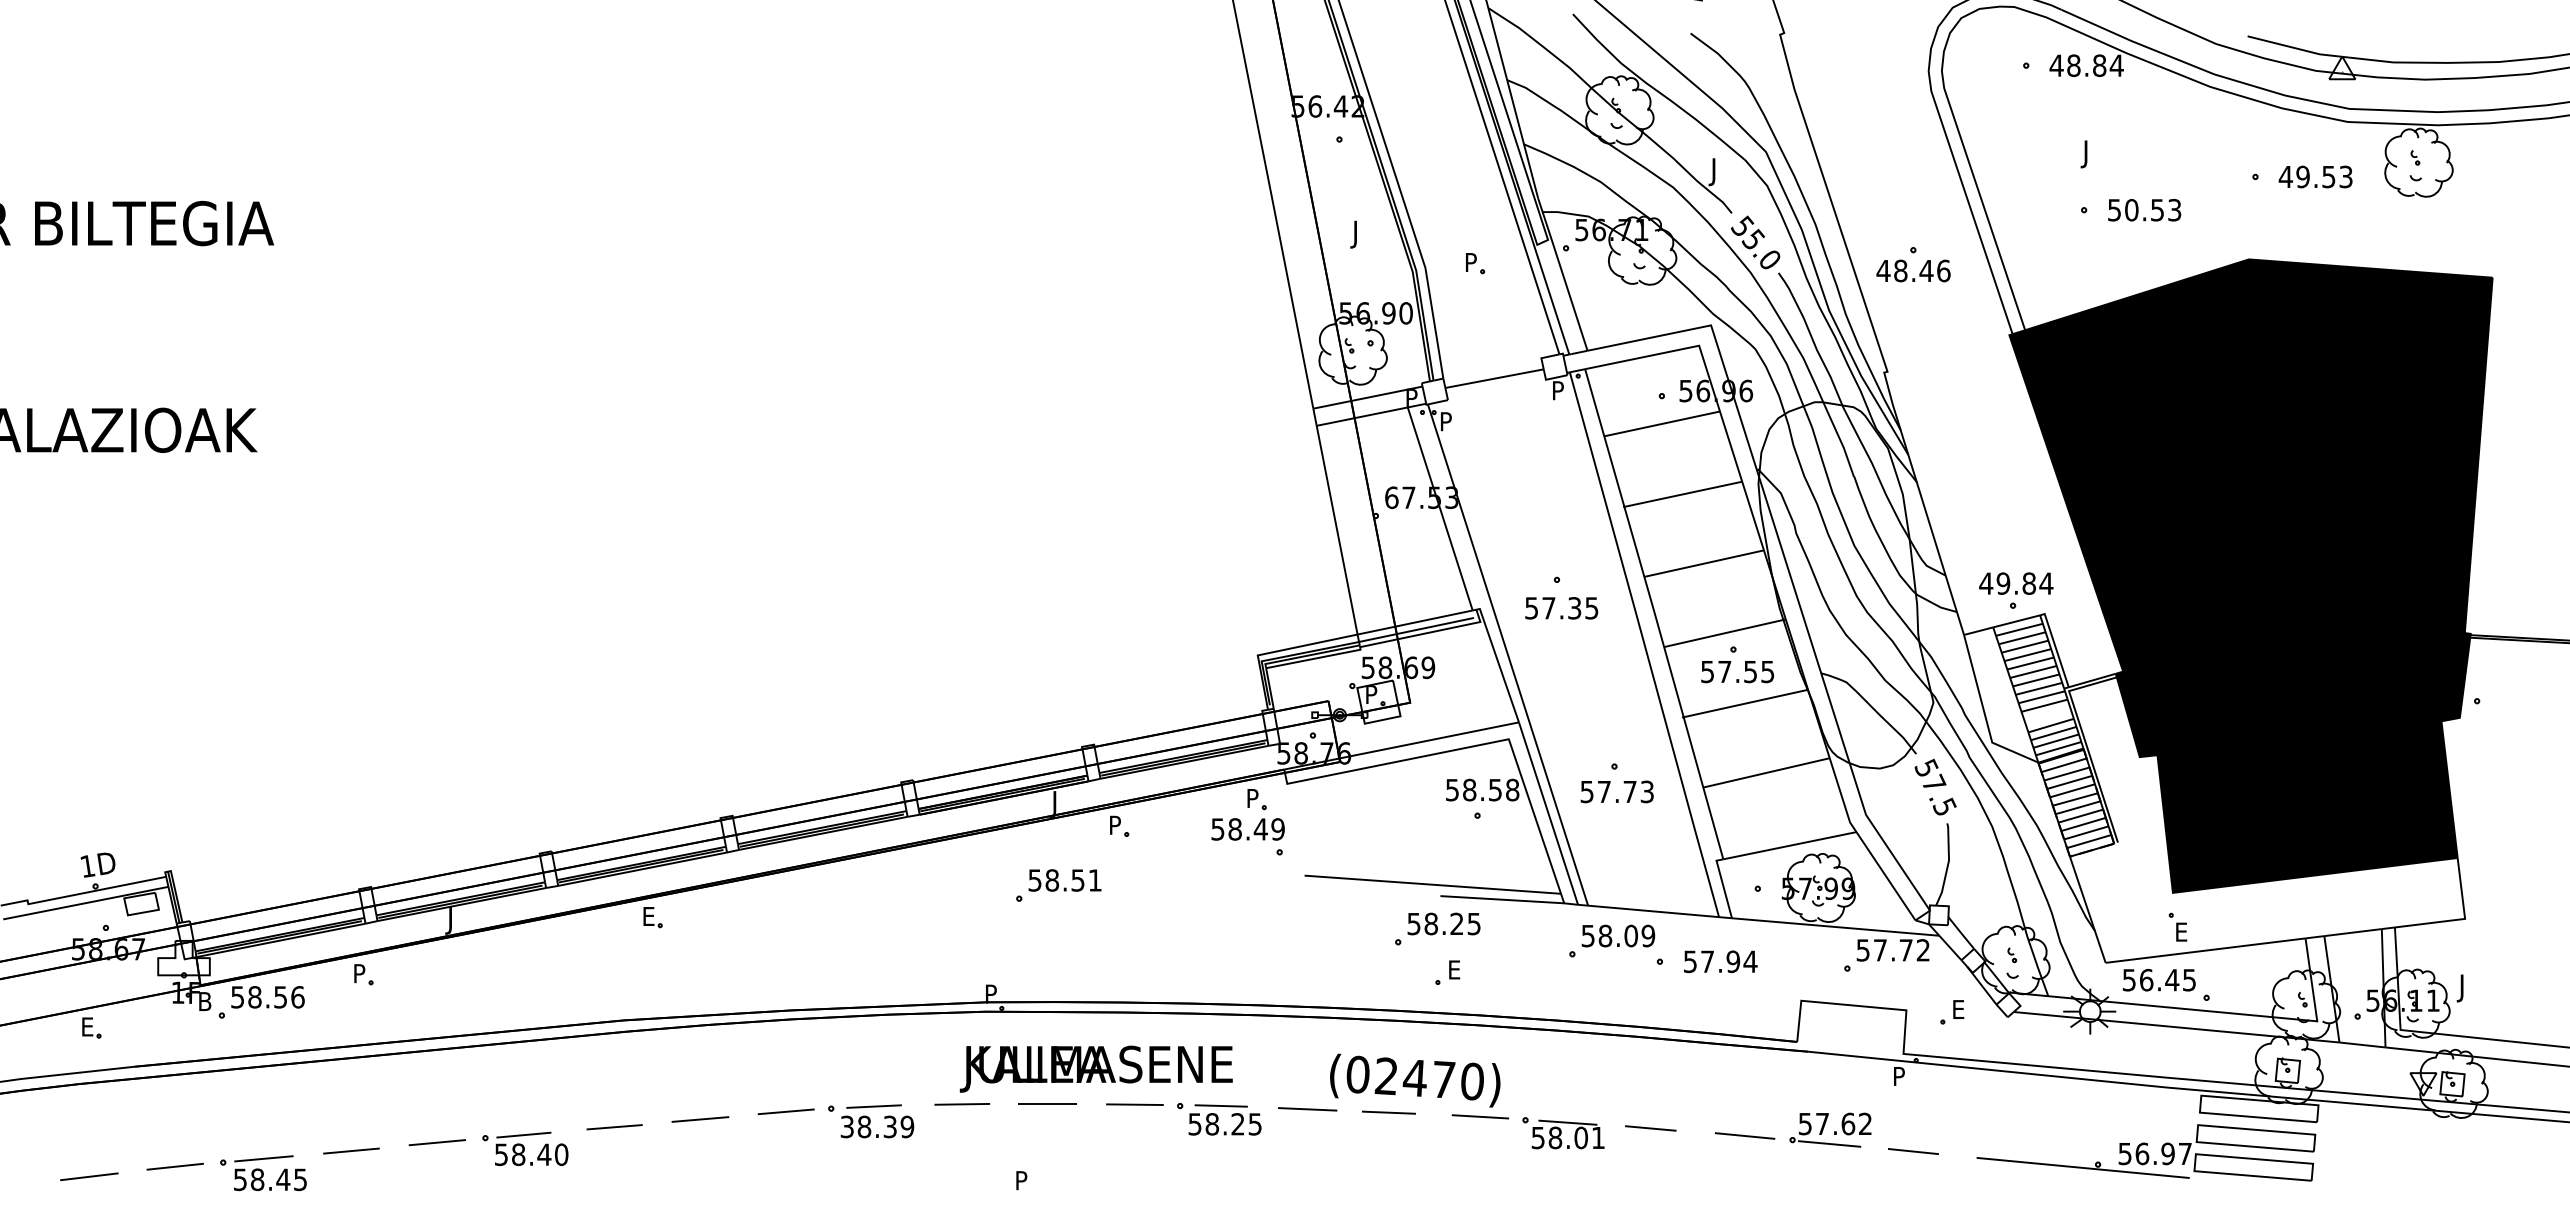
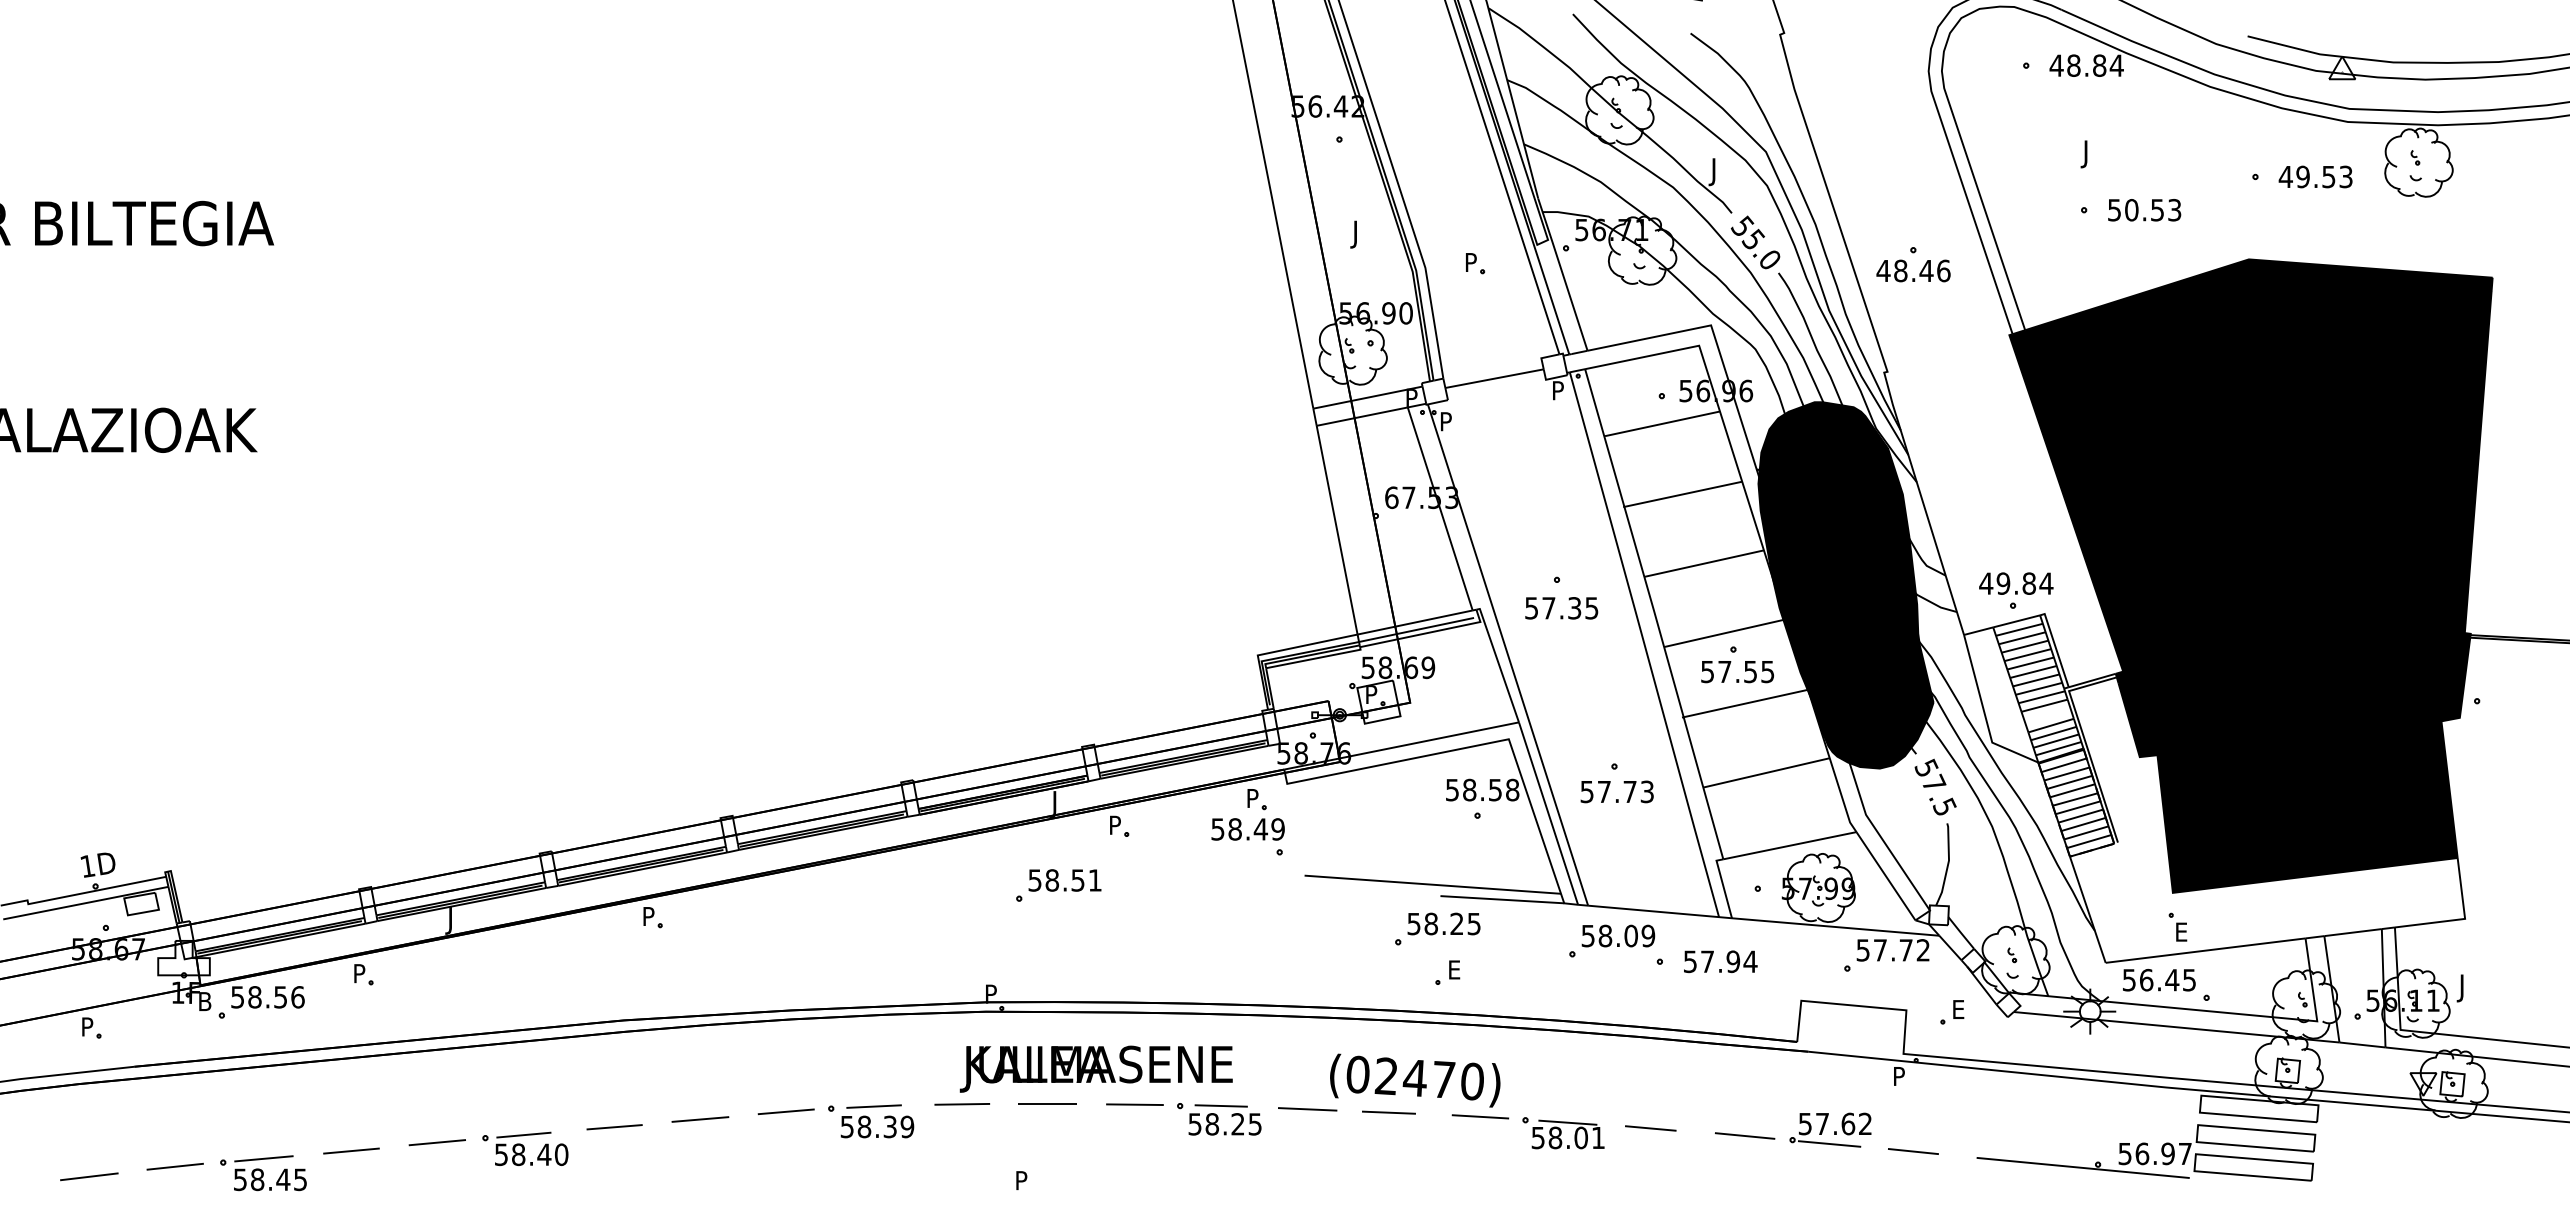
fill: none -> present (1845, 585)
text: E -> P (649, 916)
text: E -> P (88, 1026)
text: 38.39 -> 58.39 (847, 1126)
